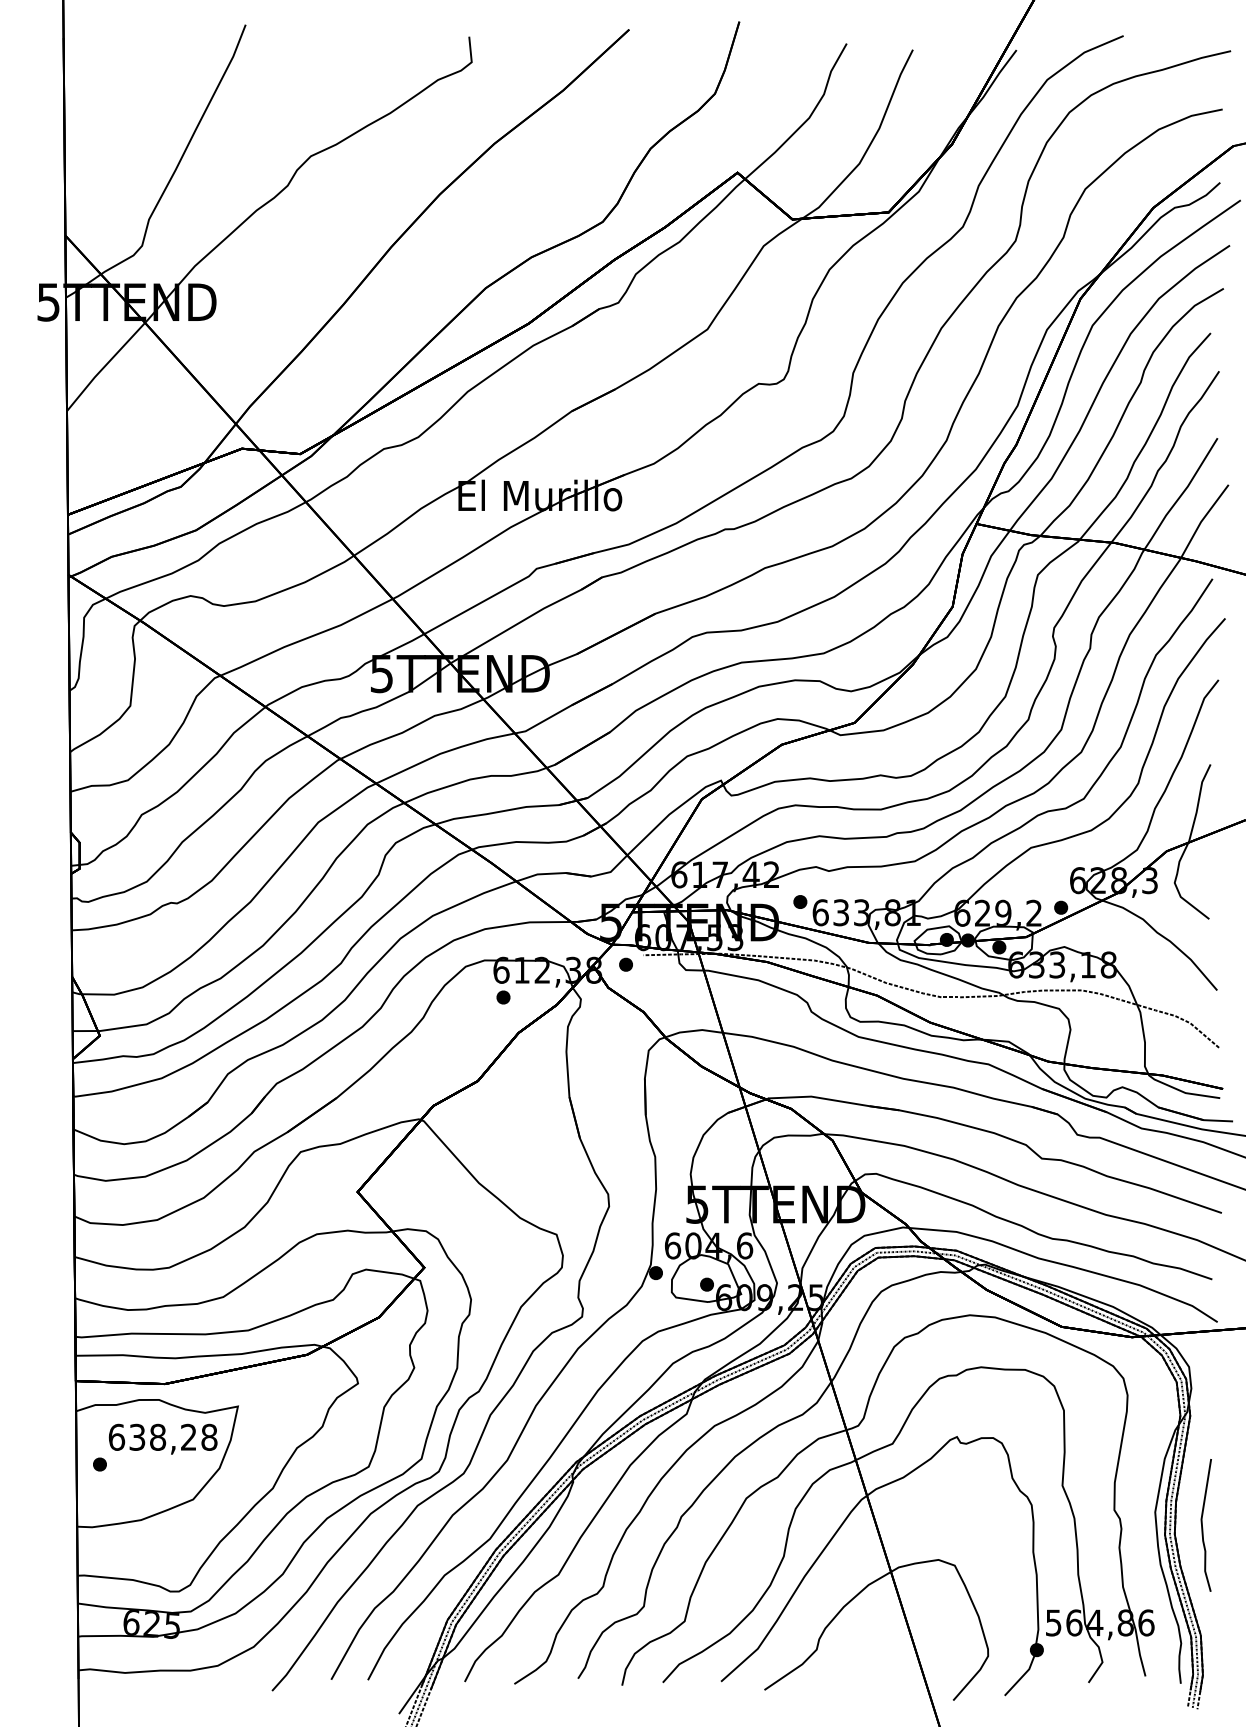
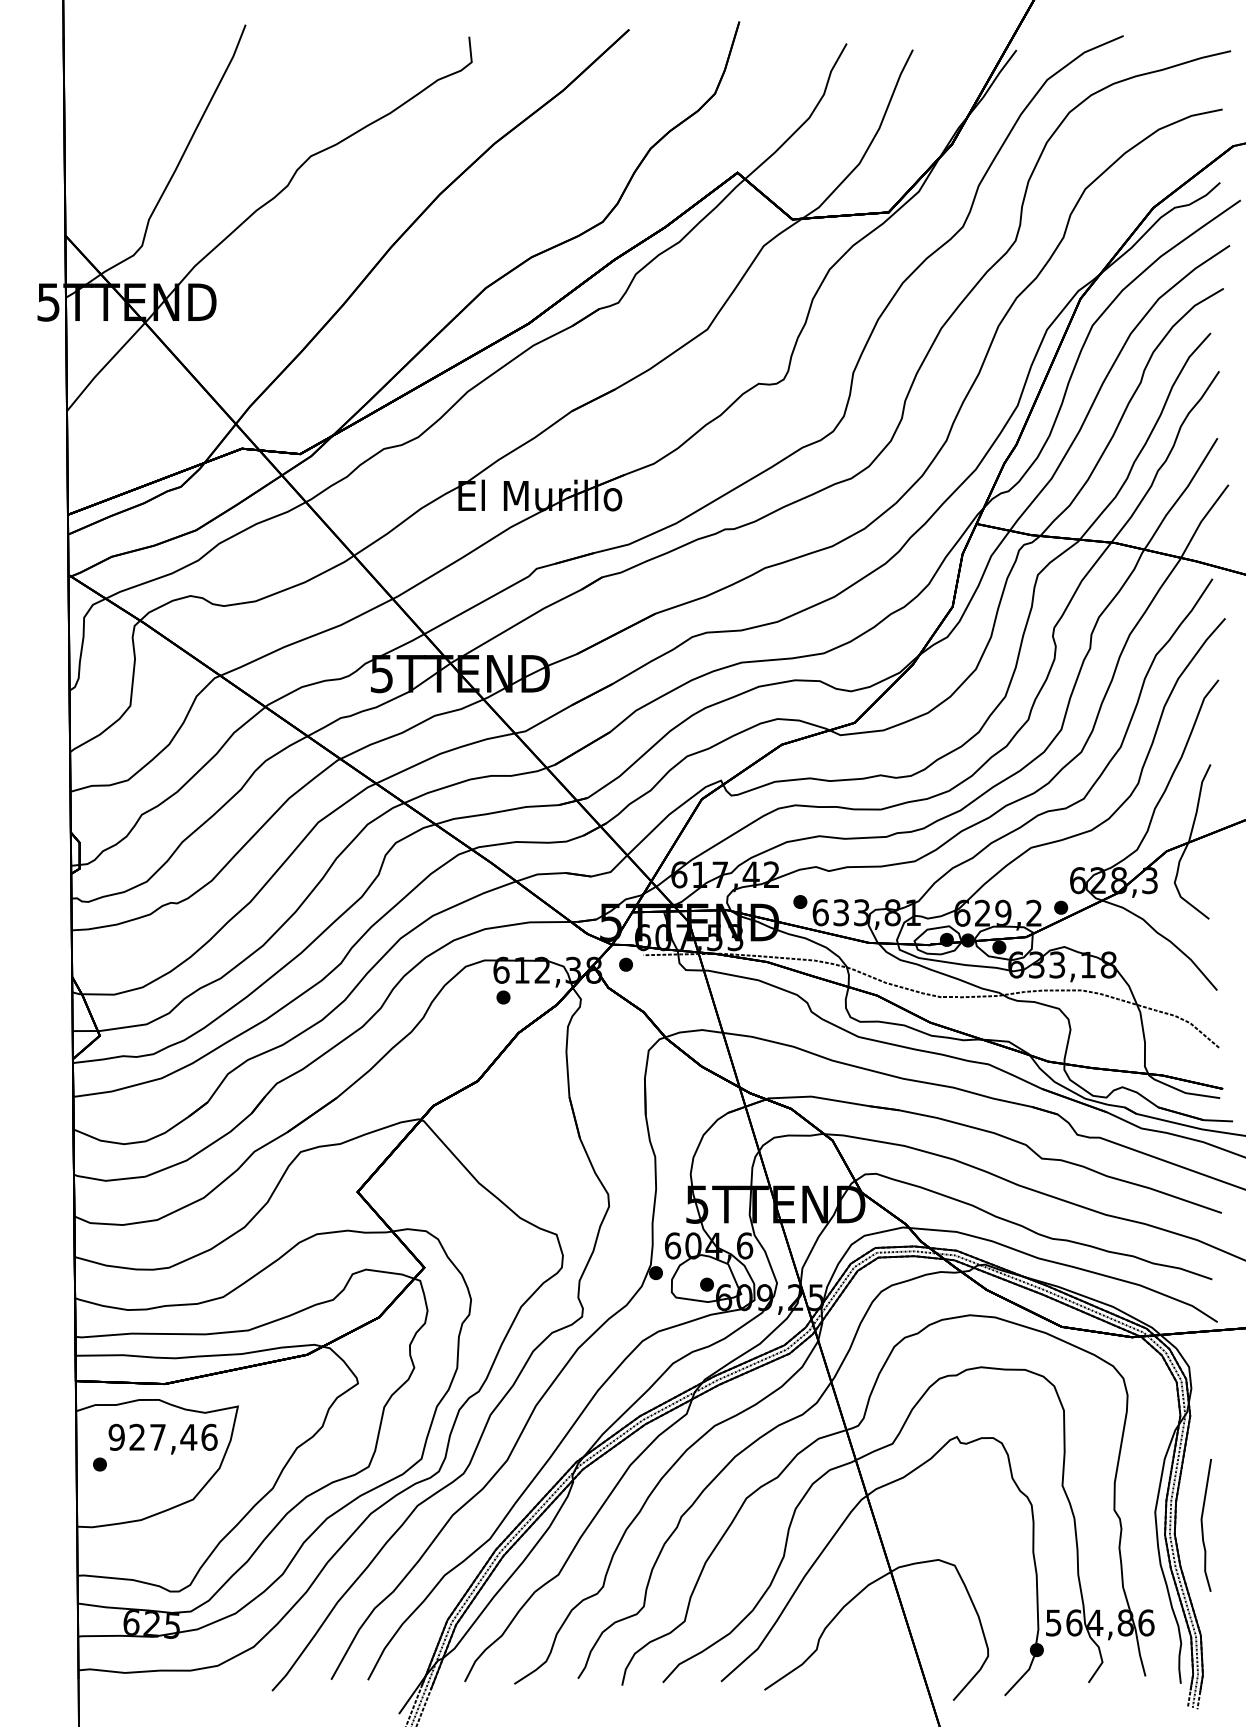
text: 638,28 -> 927,46 (162, 1436)
